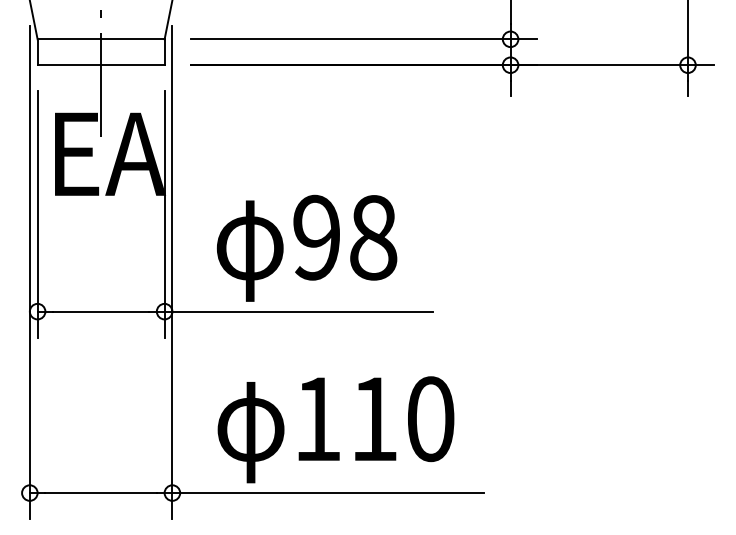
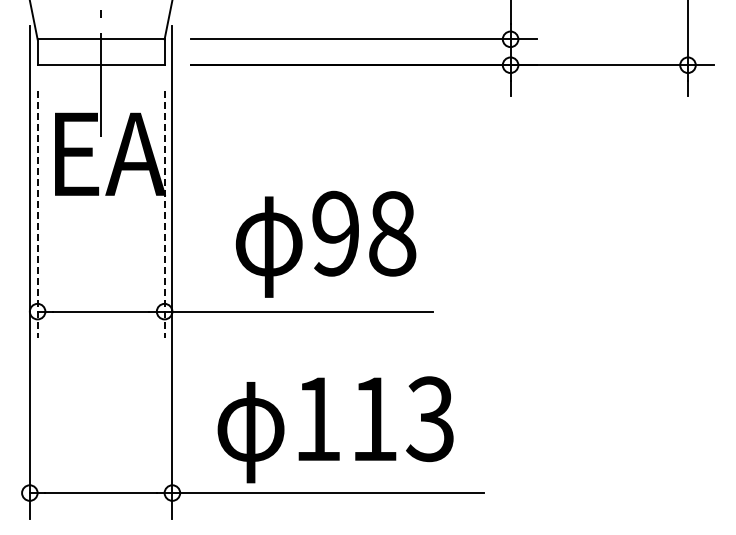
line: solid -> dashed (37, 214)
line: solid -> dashed (164, 214)
text position: (306, 247) -> (325, 243) (325, 243)
text: 110 -> 113 (430, 419)
